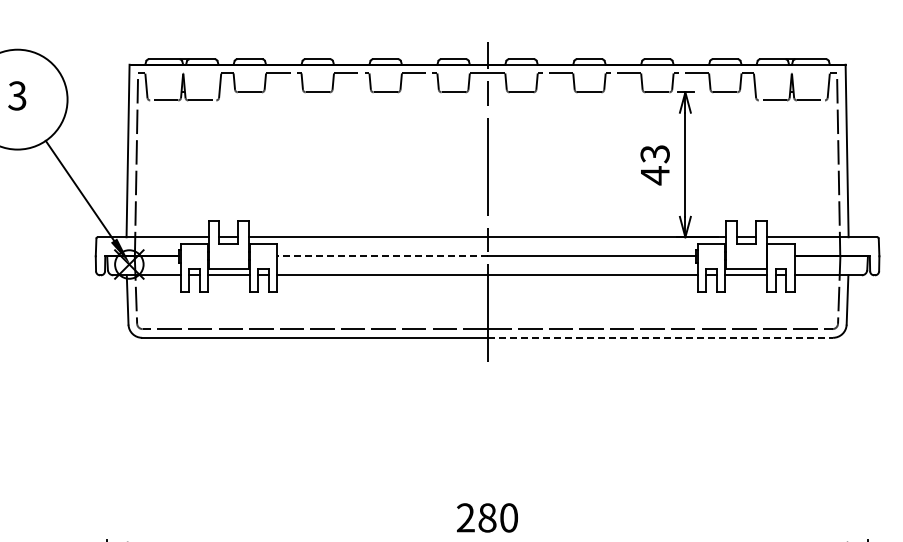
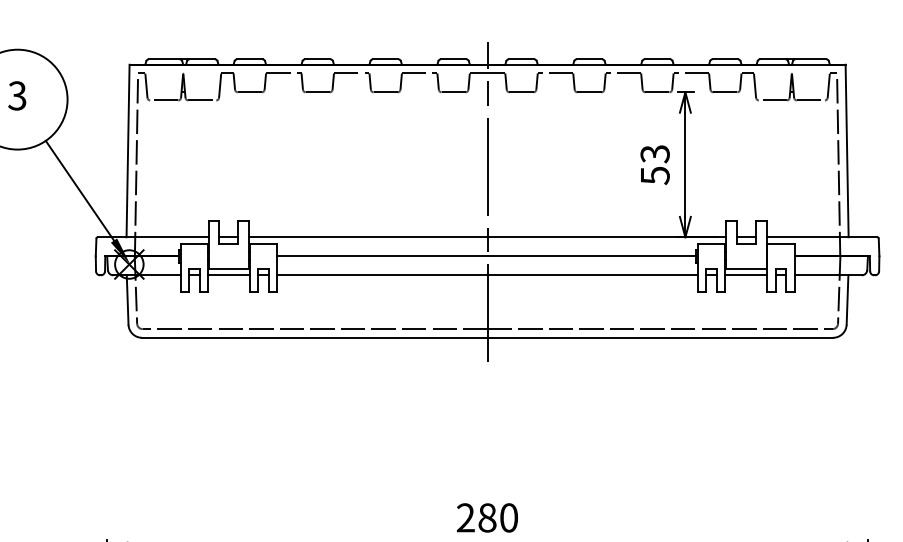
text: 43 -> 53 (655, 175)
line: dashed -> solid (381, 256)
line: dashed -> solid (660, 337)
